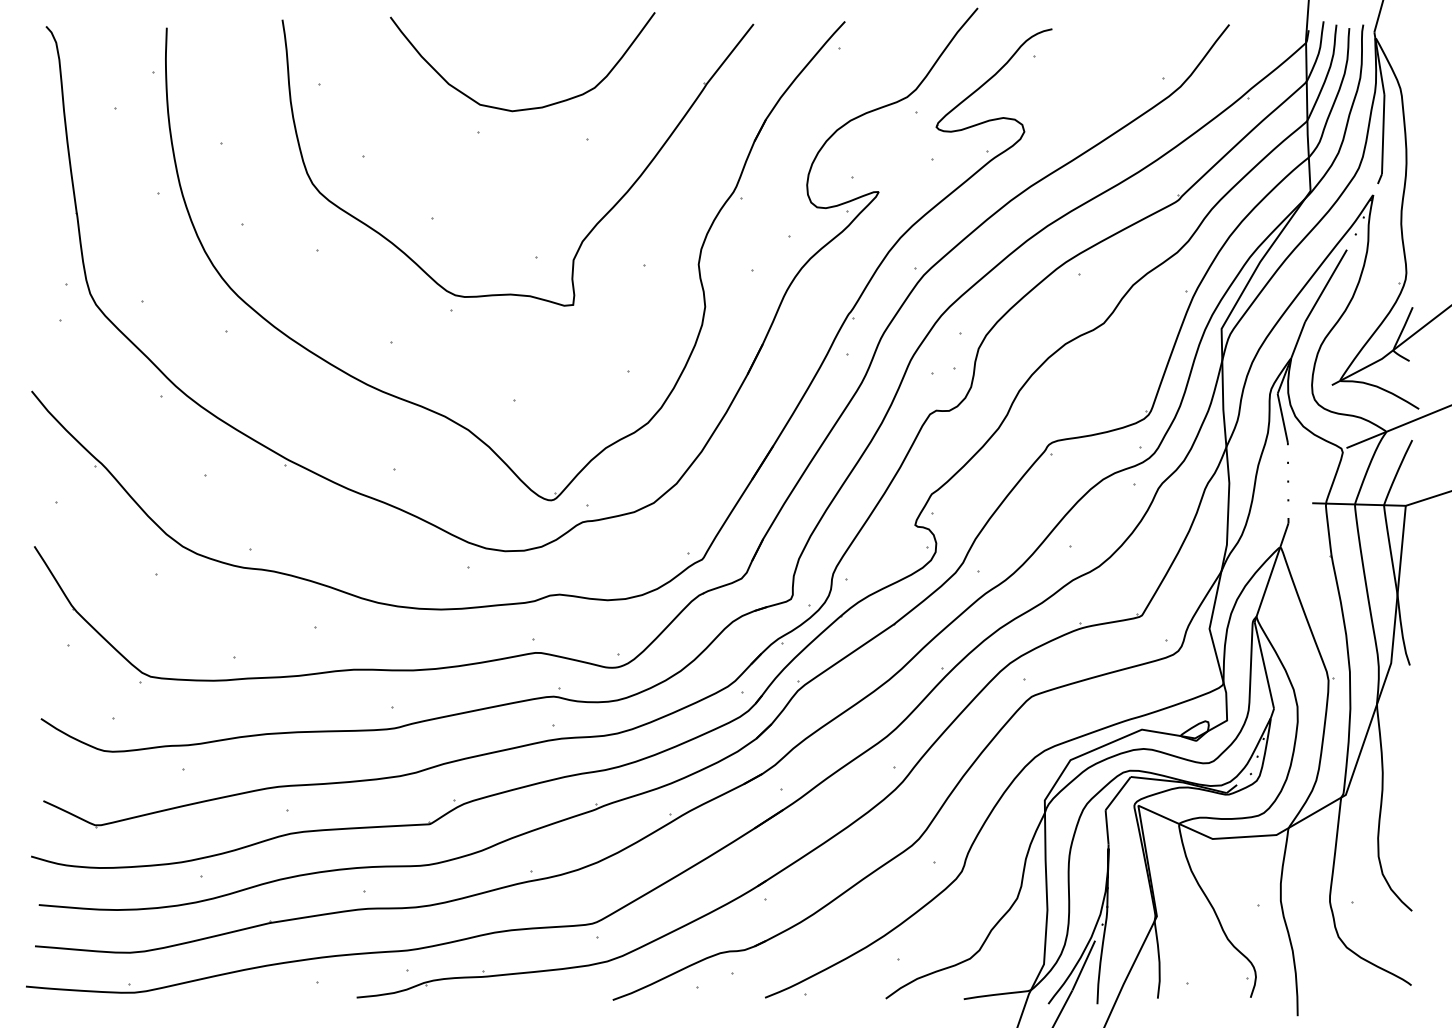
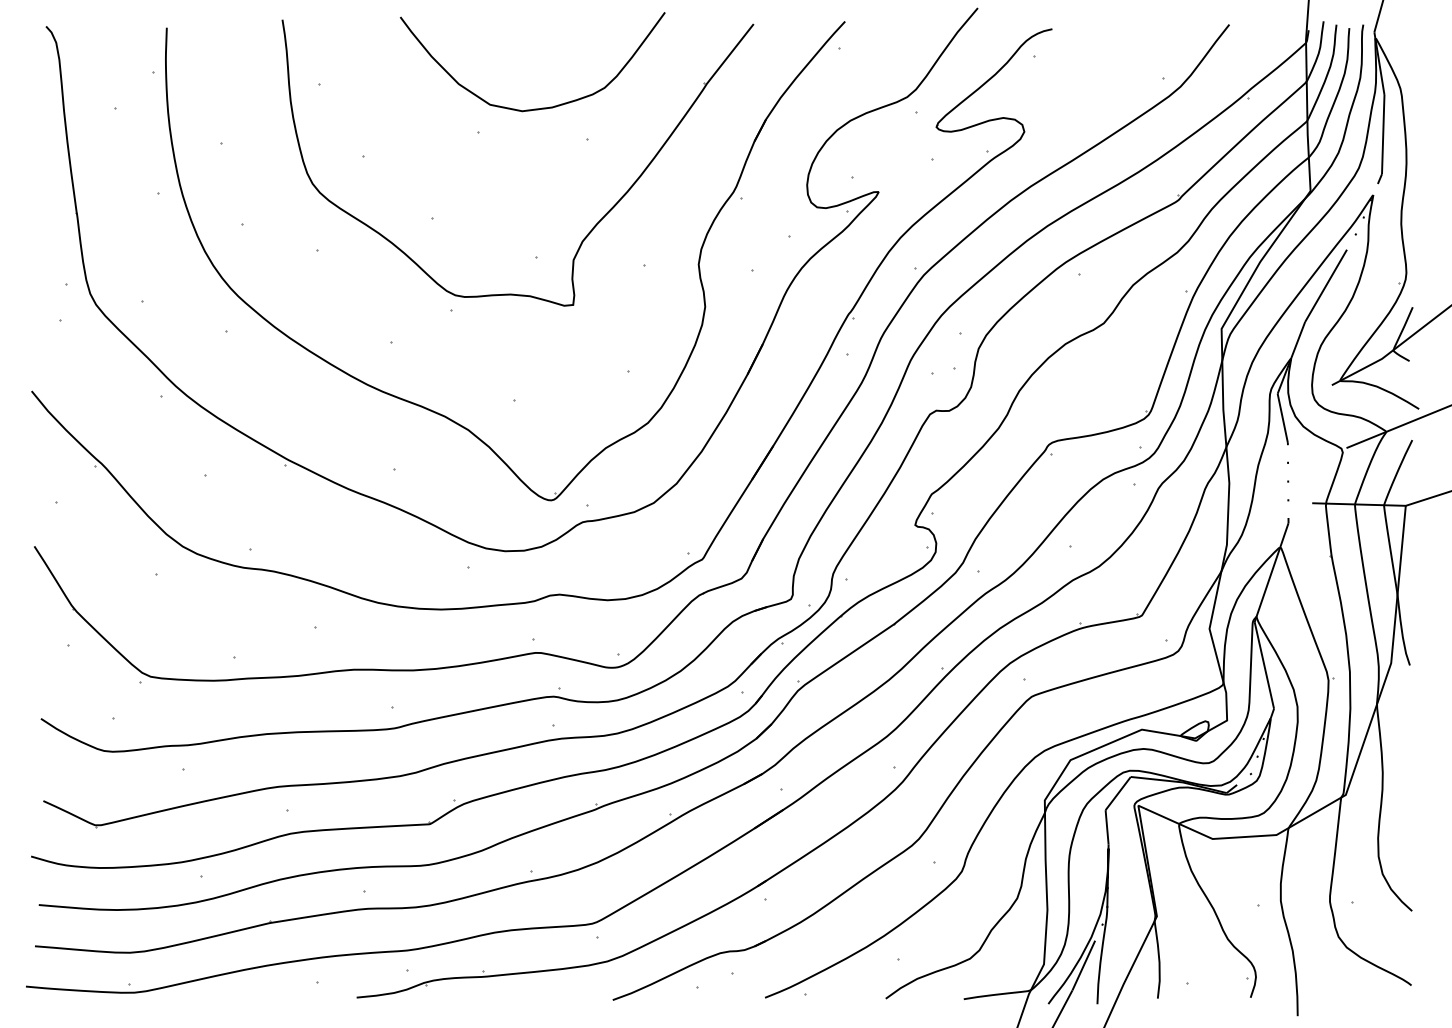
curve position: (524, 108) -> (534, 108) (534, 108)
